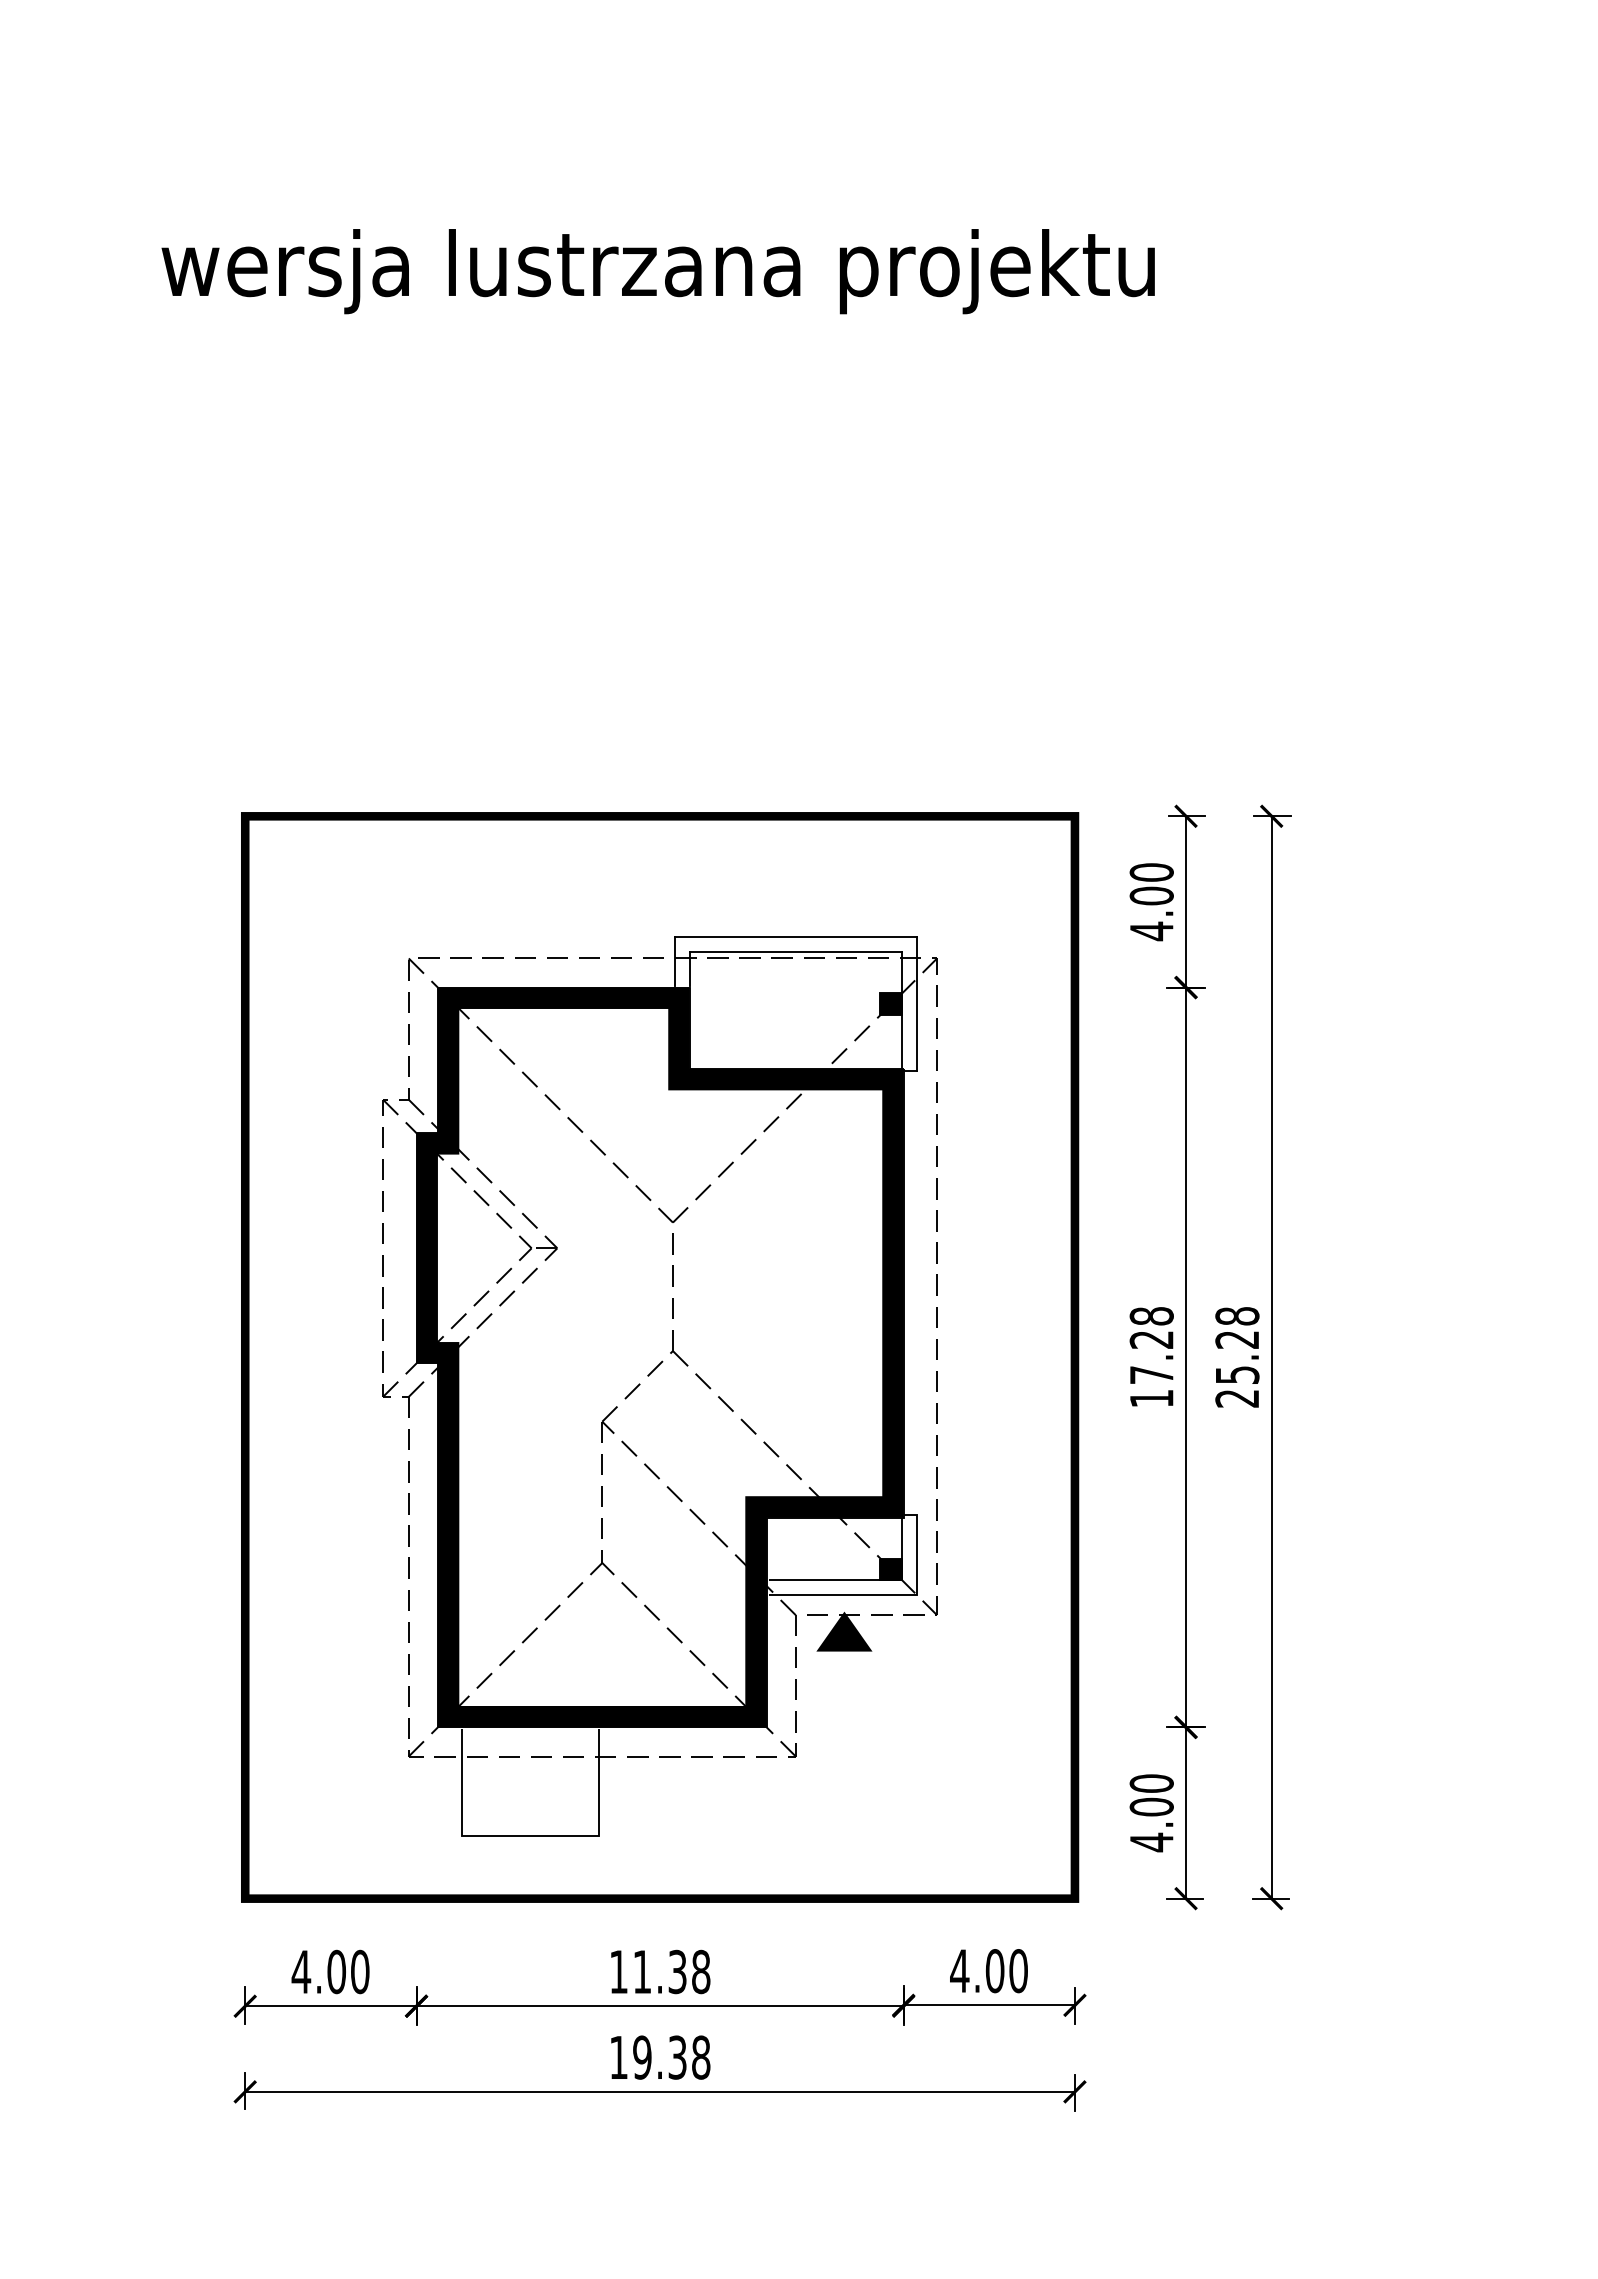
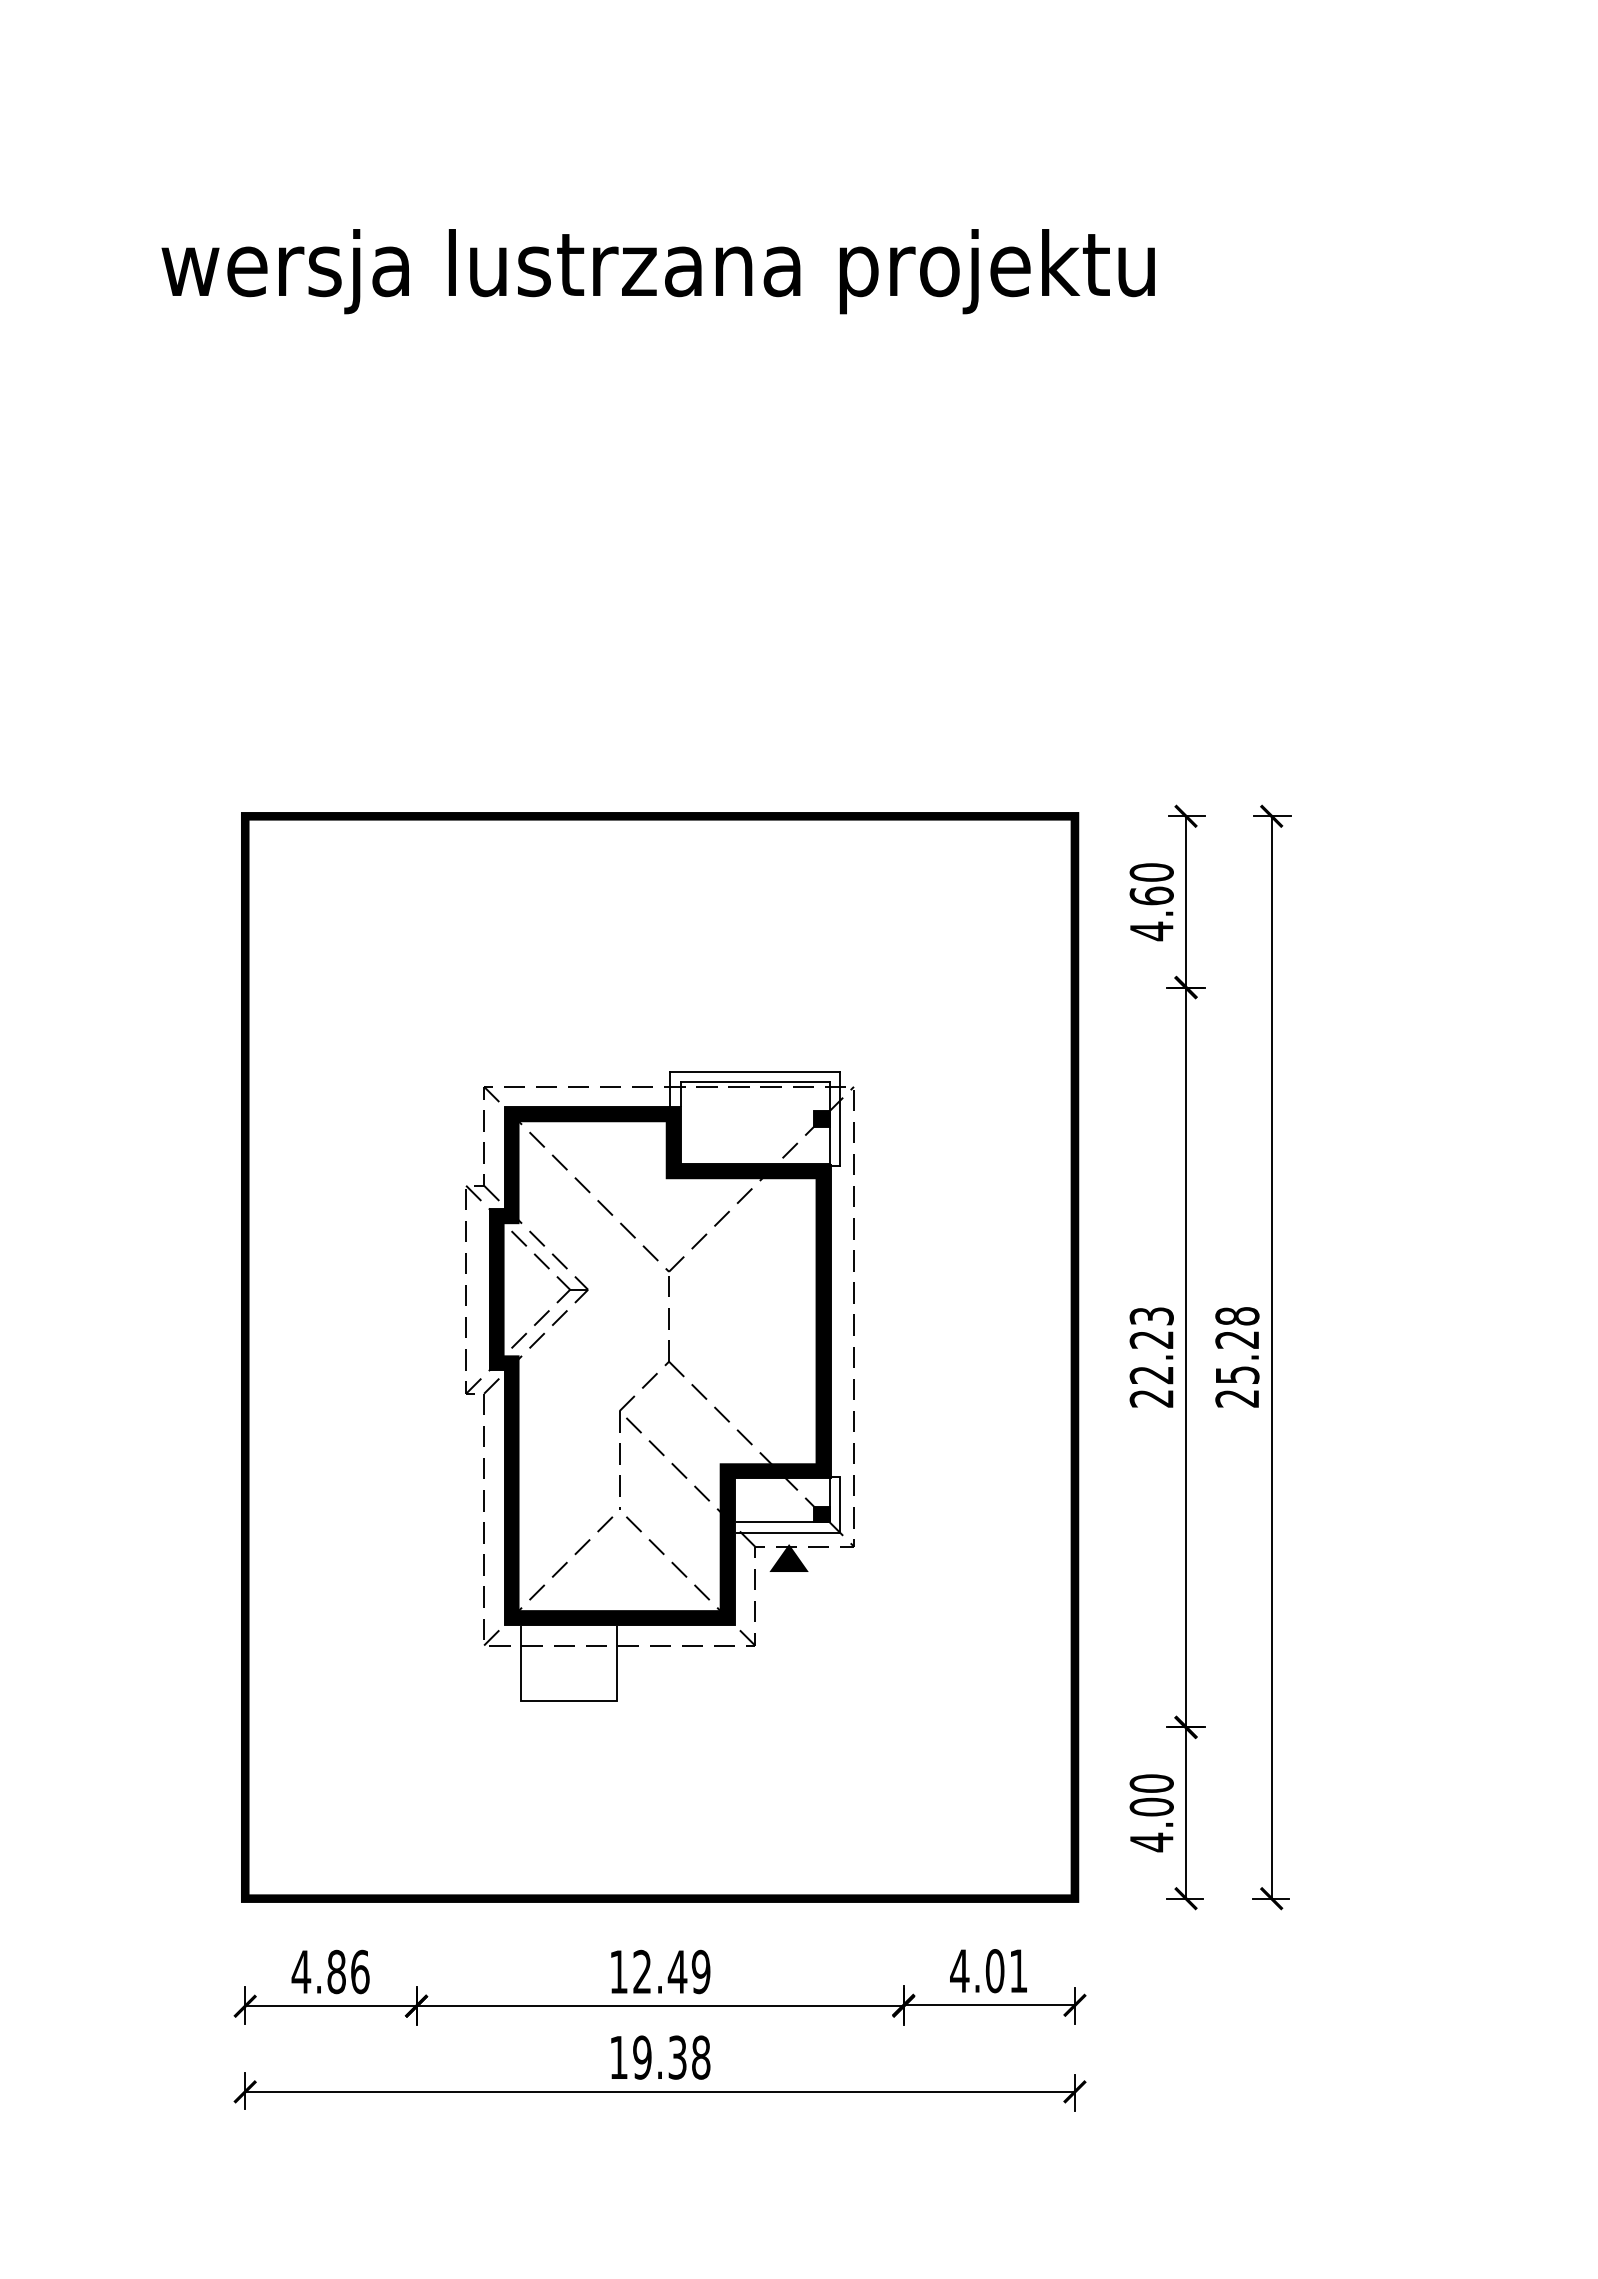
text: 4.00 -> 4.60 (1151, 895)
text: 17.28 -> 22.23 (1151, 1357)
part size: 556x901 px -> 390x631 px (659, 1386)
text: 4.00 -> 4.86 (348, 1971)
text: 11.38 -> 12.49 (671, 1971)
text: 4.00 -> 4.01 (1018, 1971)
